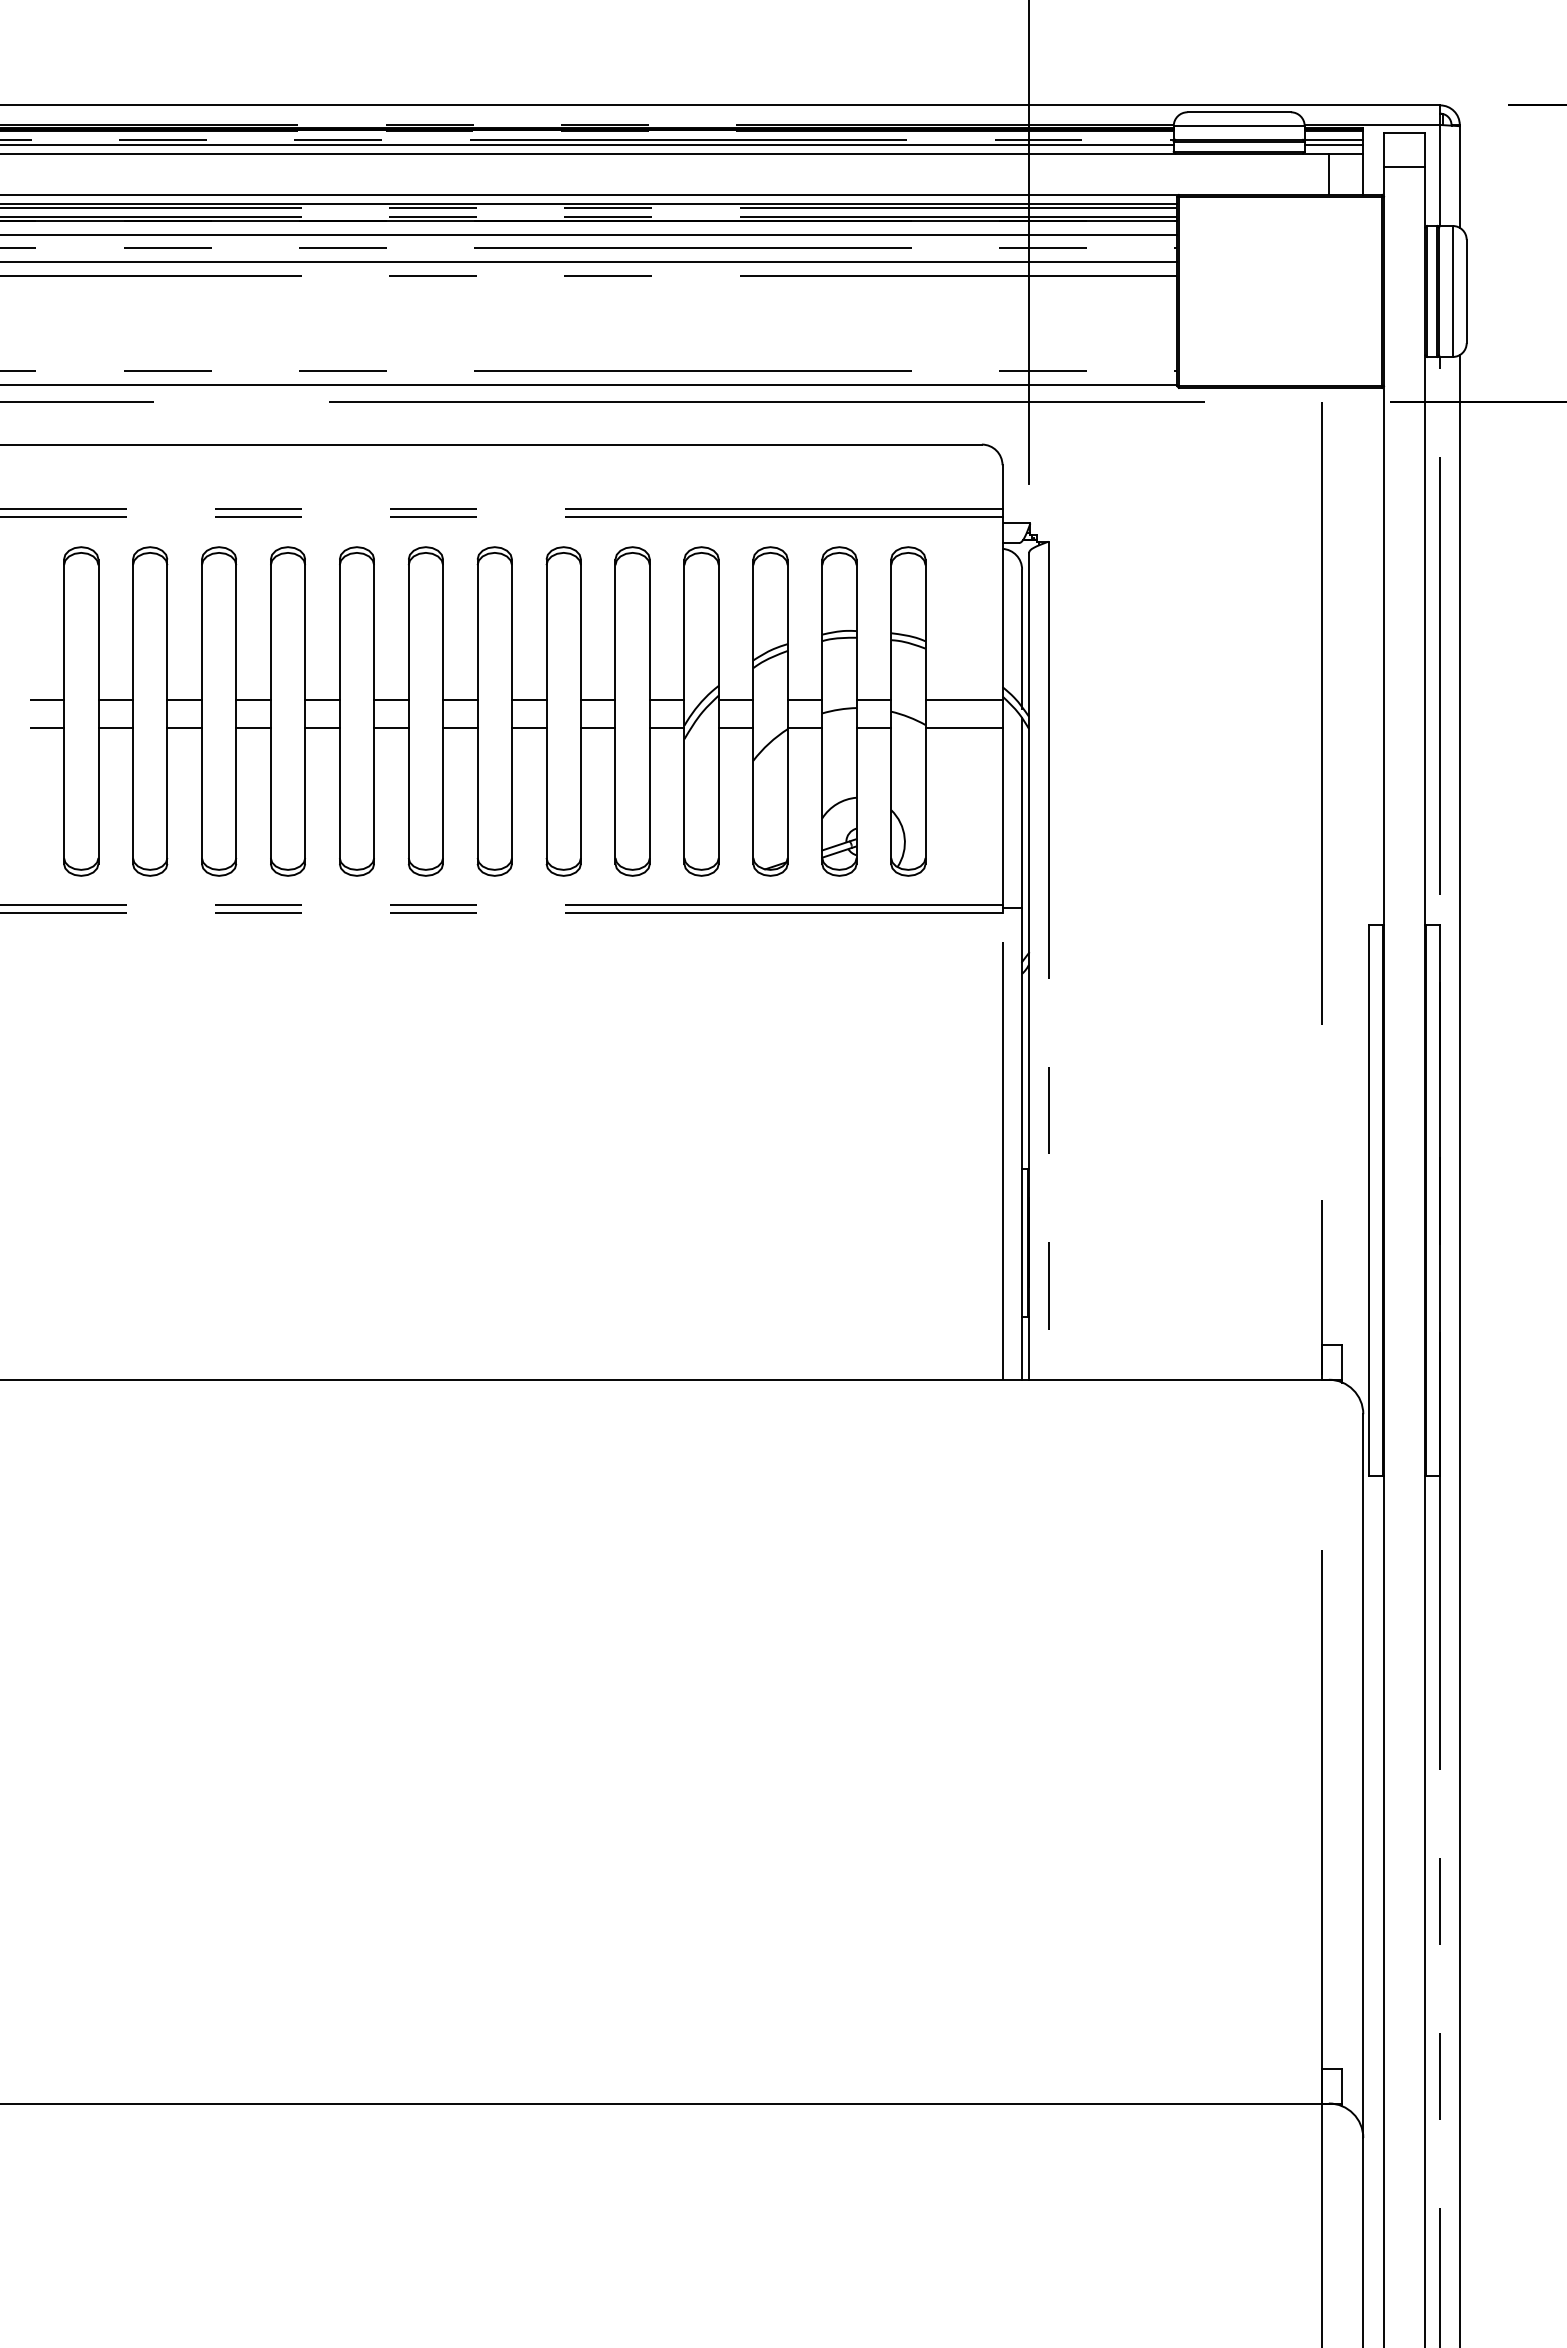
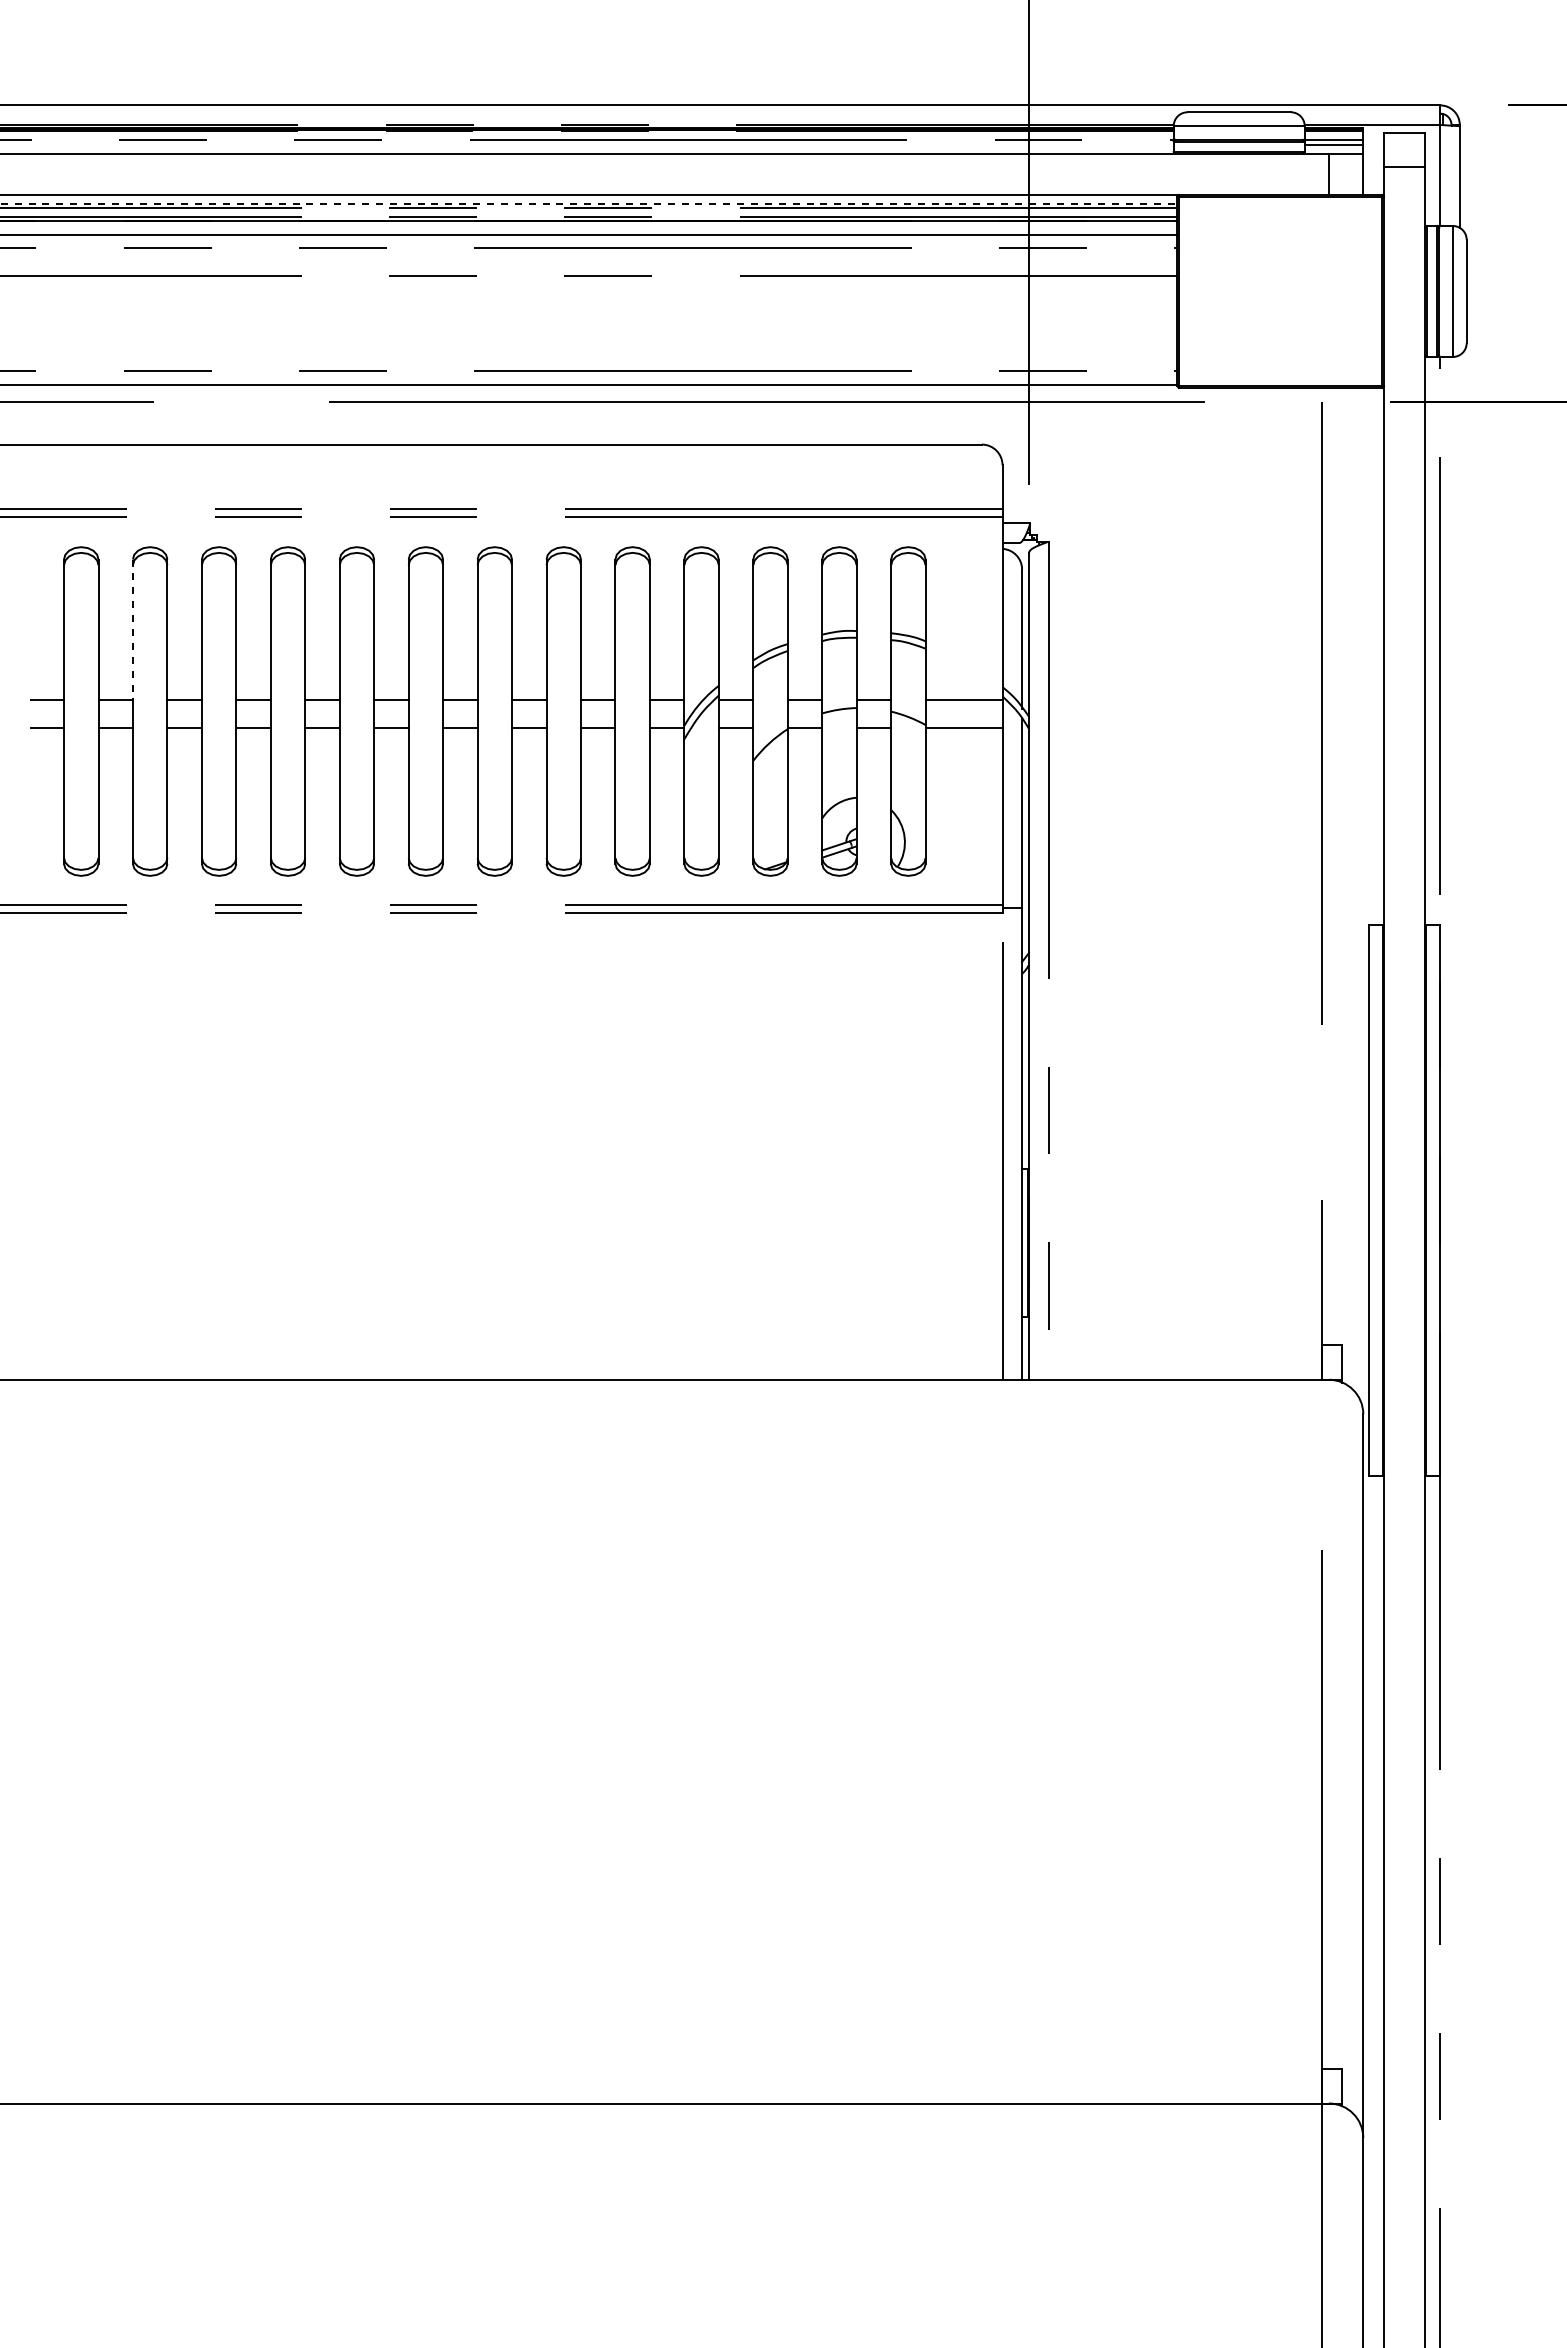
line: present -> none (587, 145)
line: solid -> dashed (588, 203)
line: present -> none (589, 262)
line: solid -> dashed (132, 630)
line: present -> none (1459, 1349)
